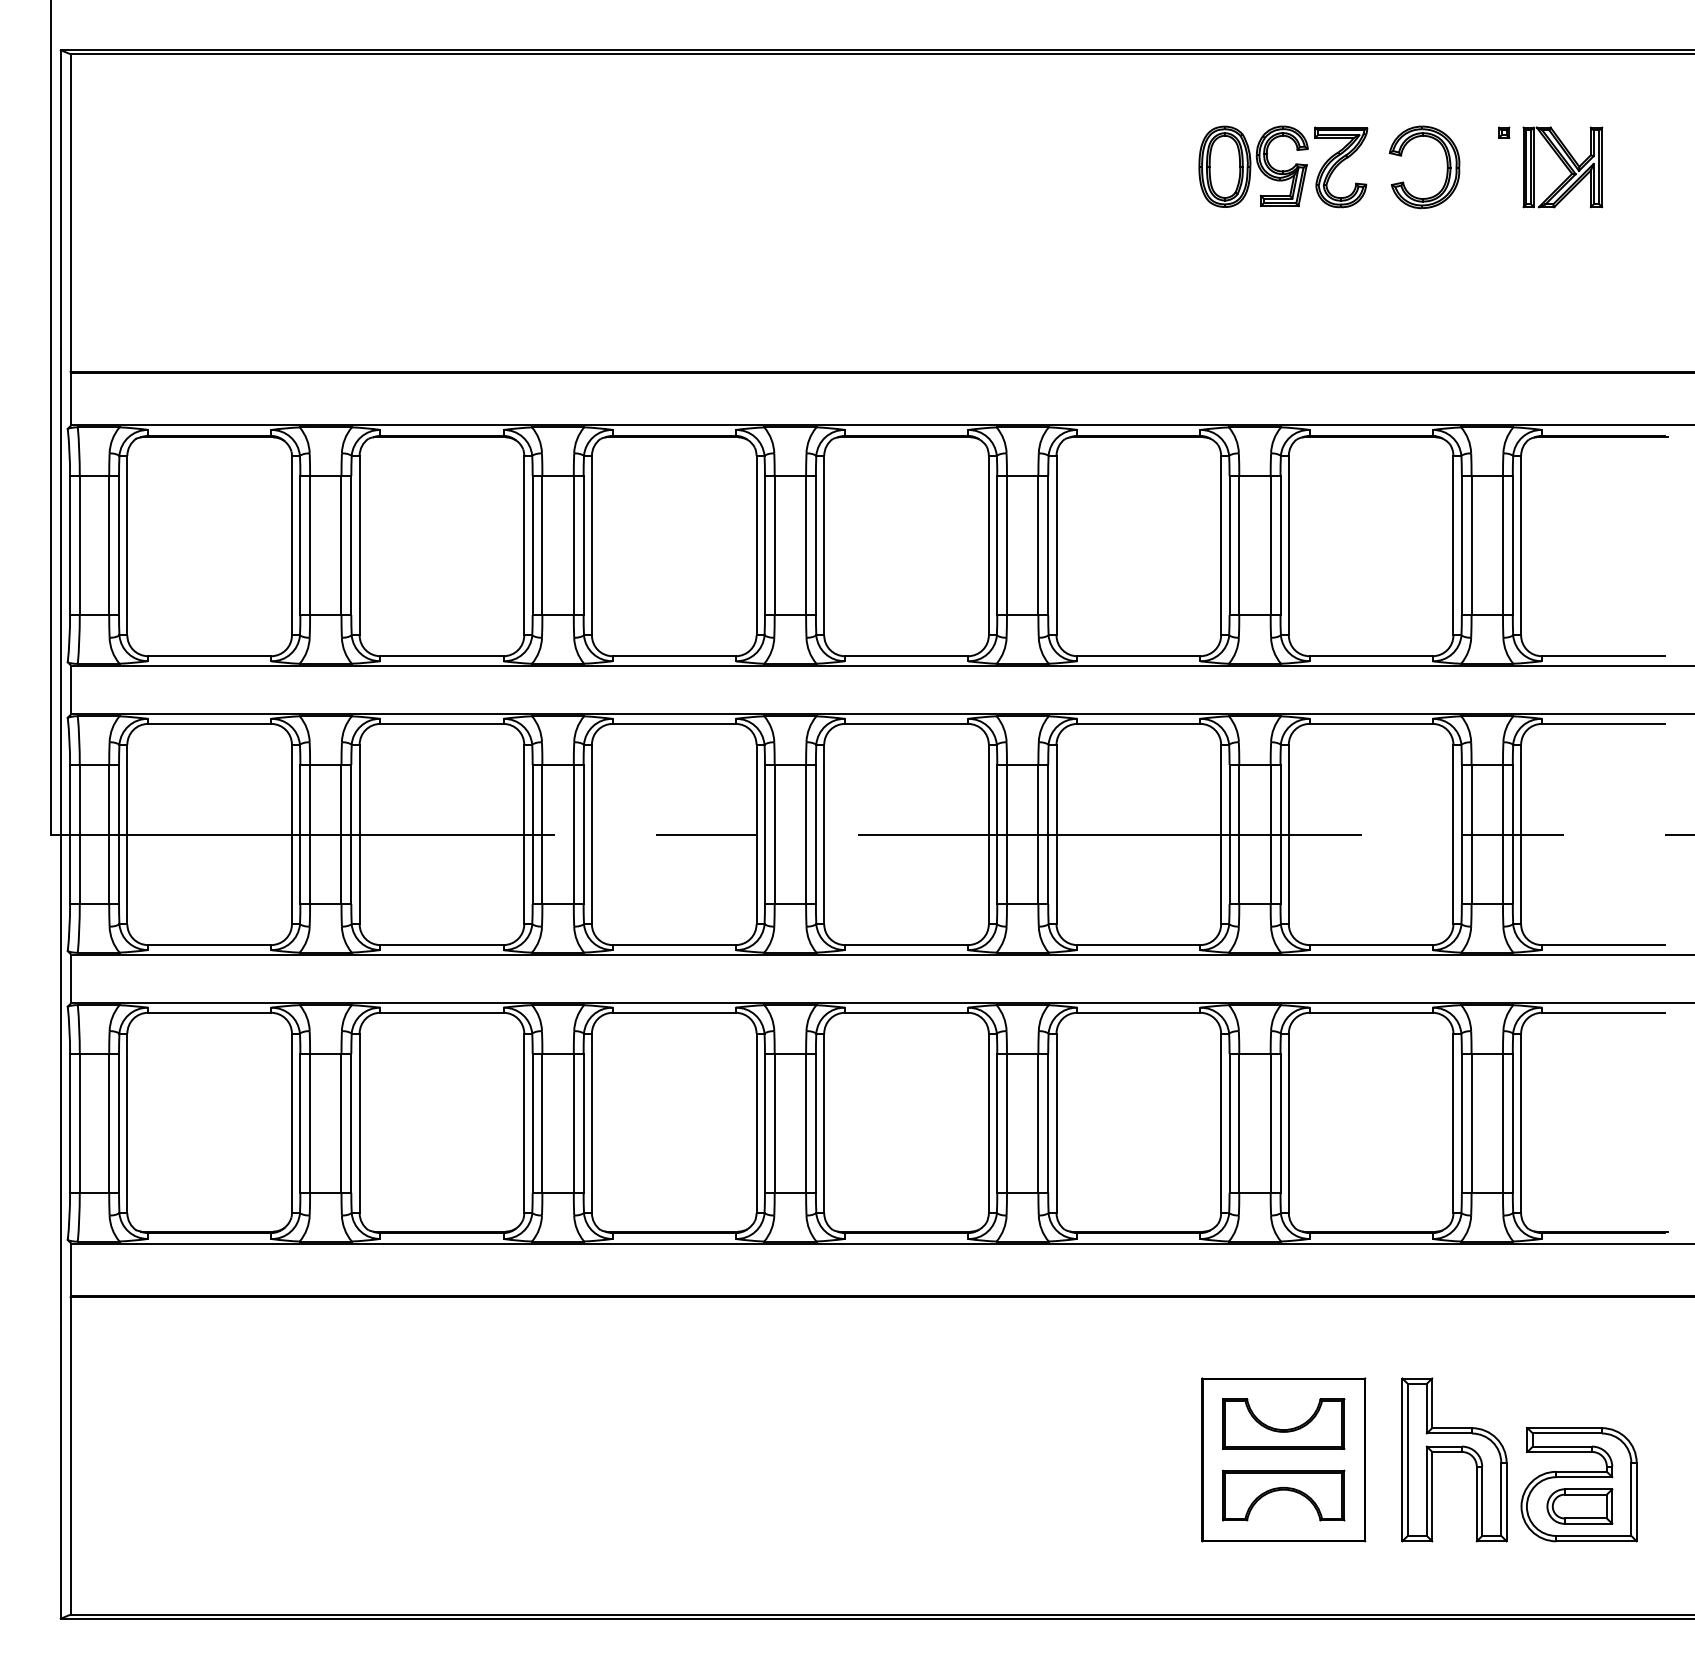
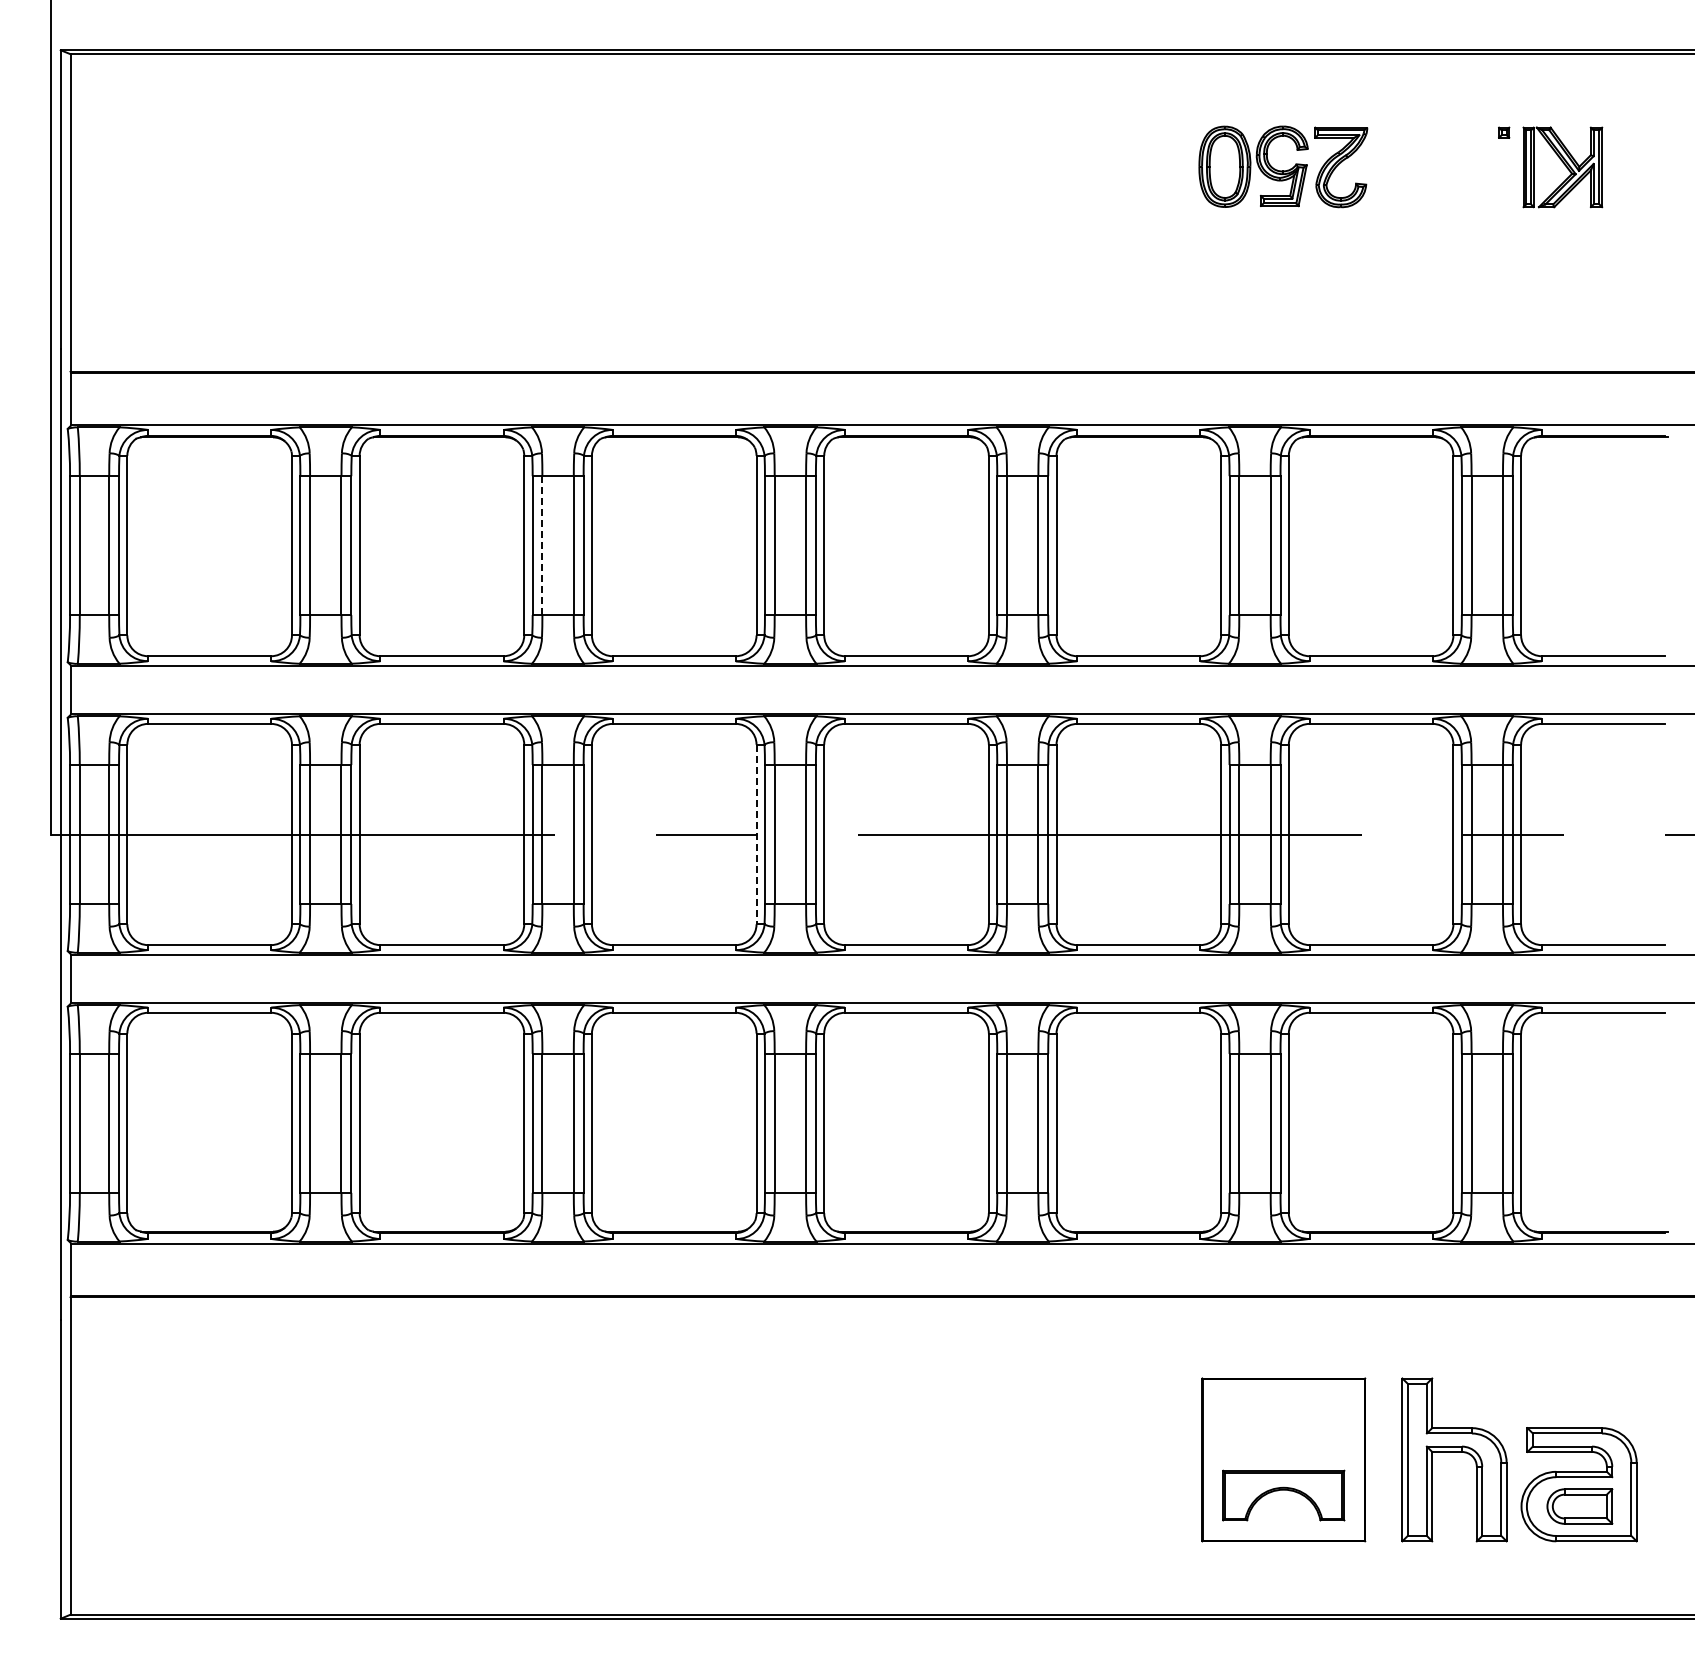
part: present -> none (1446, 166)
line: solid -> dashed (542, 546)
line: solid -> dashed (756, 834)
part: present -> none (1283, 1423)
